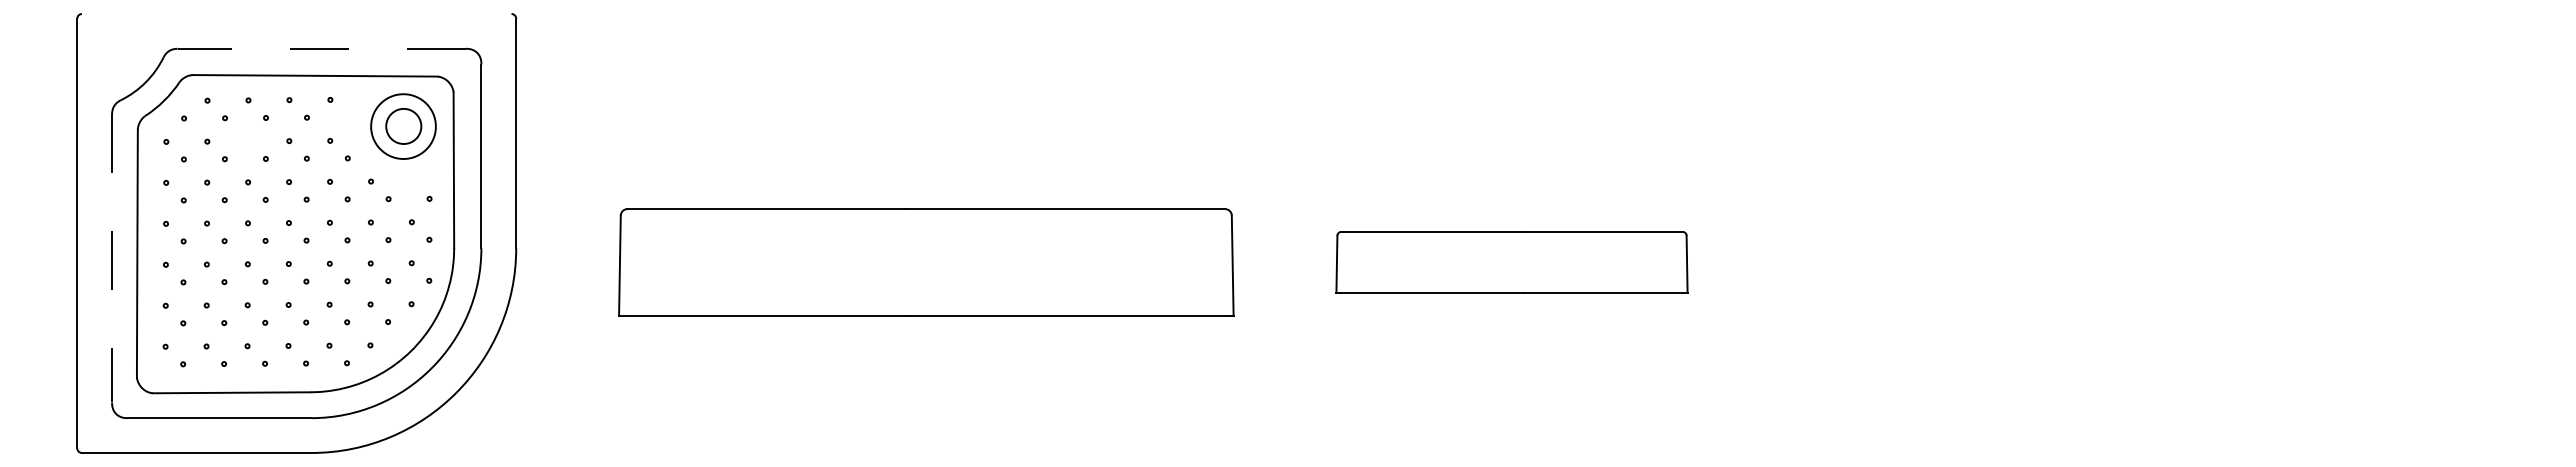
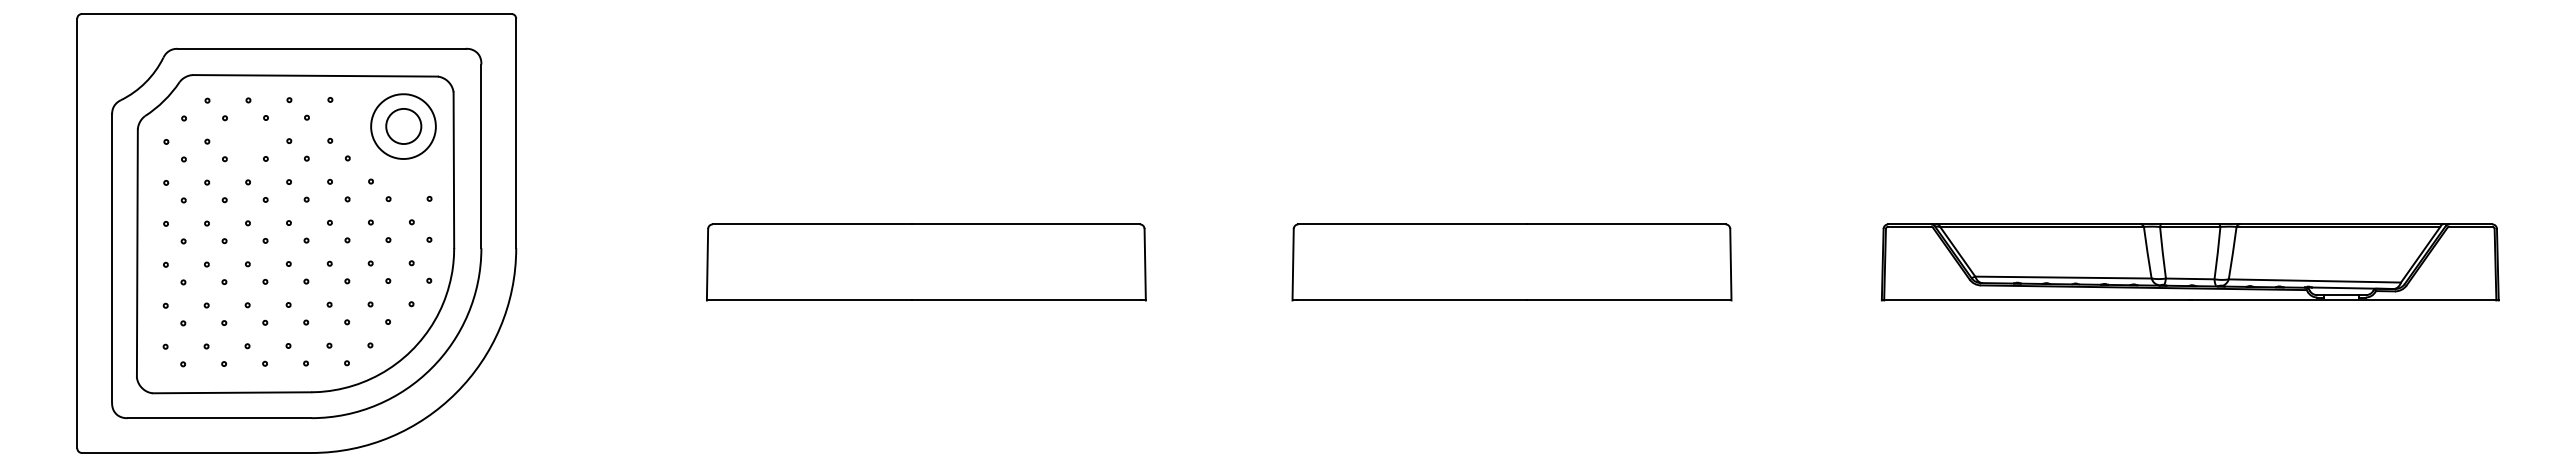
line: none -> present (296, 14)
line: dashed -> solid (321, 48)
line: dashed -> solid (112, 258)
part size: 617x109 px -> 441x79 px (926, 262)
part size: 354x63 px -> 442x79 px (1511, 262)
part: none -> present (2190, 262)
